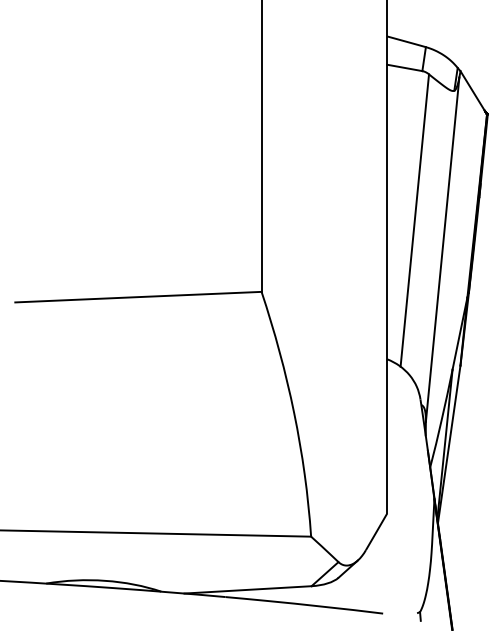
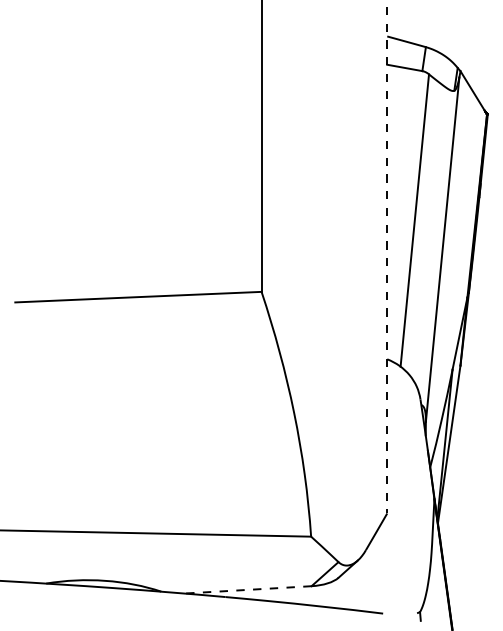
line: solid -> dashed (387, 257)
line: solid -> dashed (248, 589)
